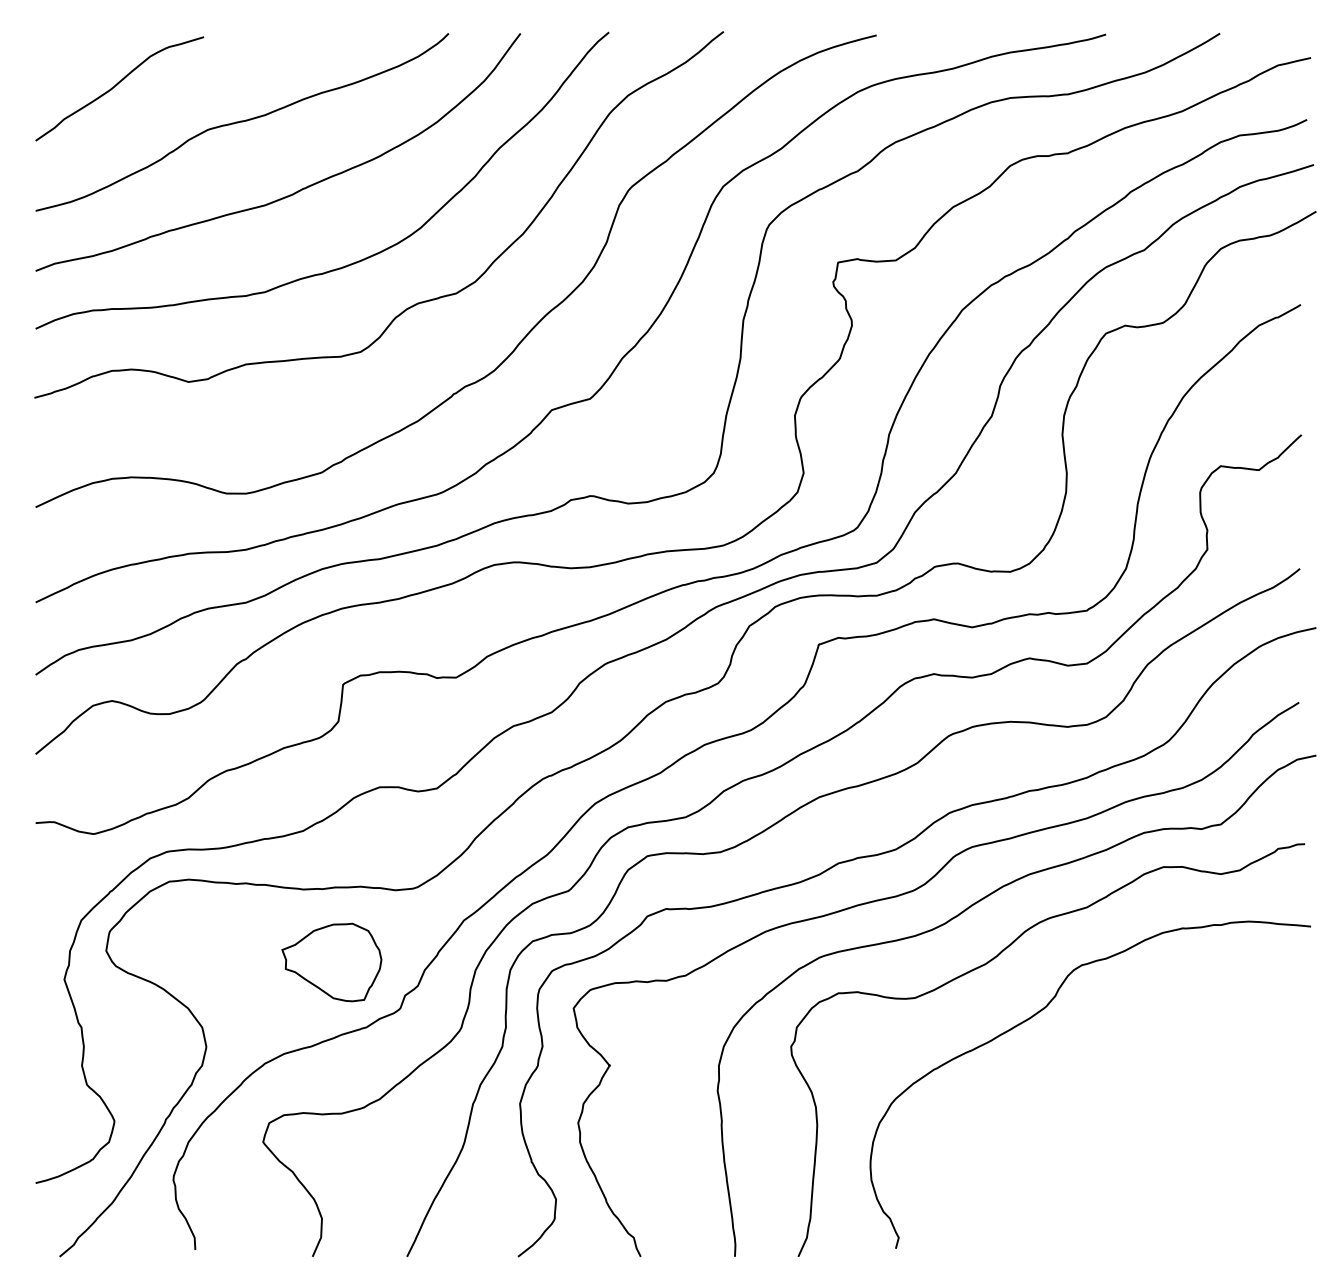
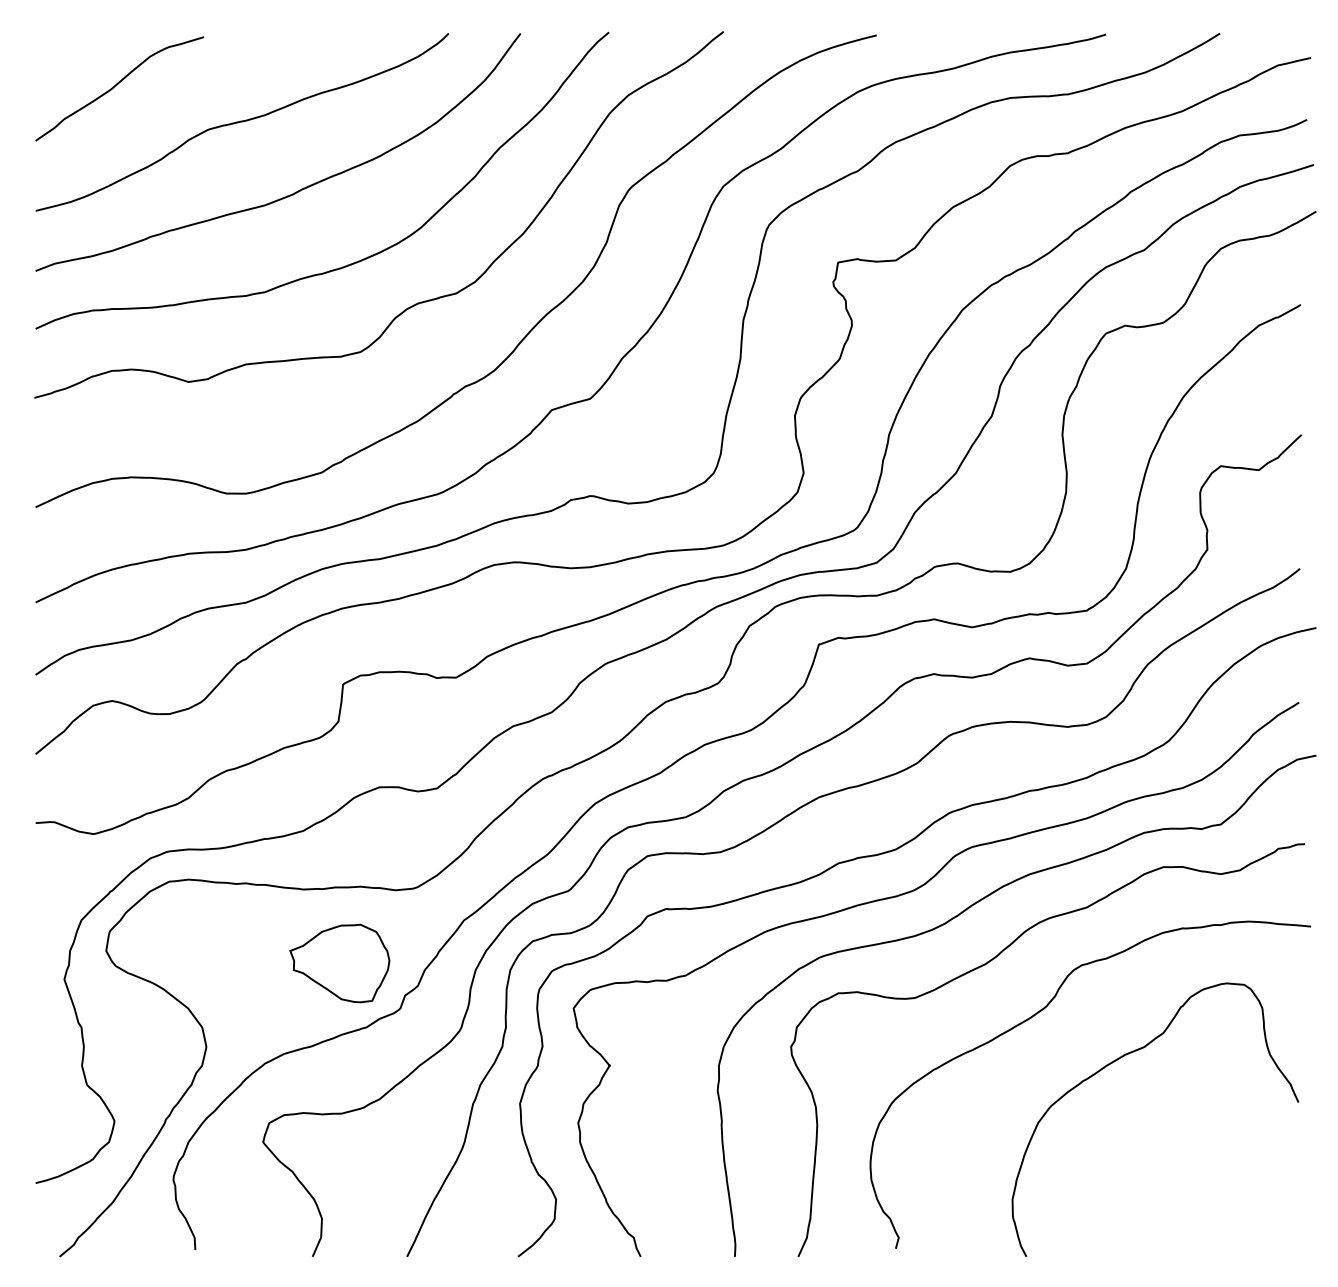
part position: (331, 962) -> (339, 963) (339, 963)
curve: none -> present (1121, 1058)
